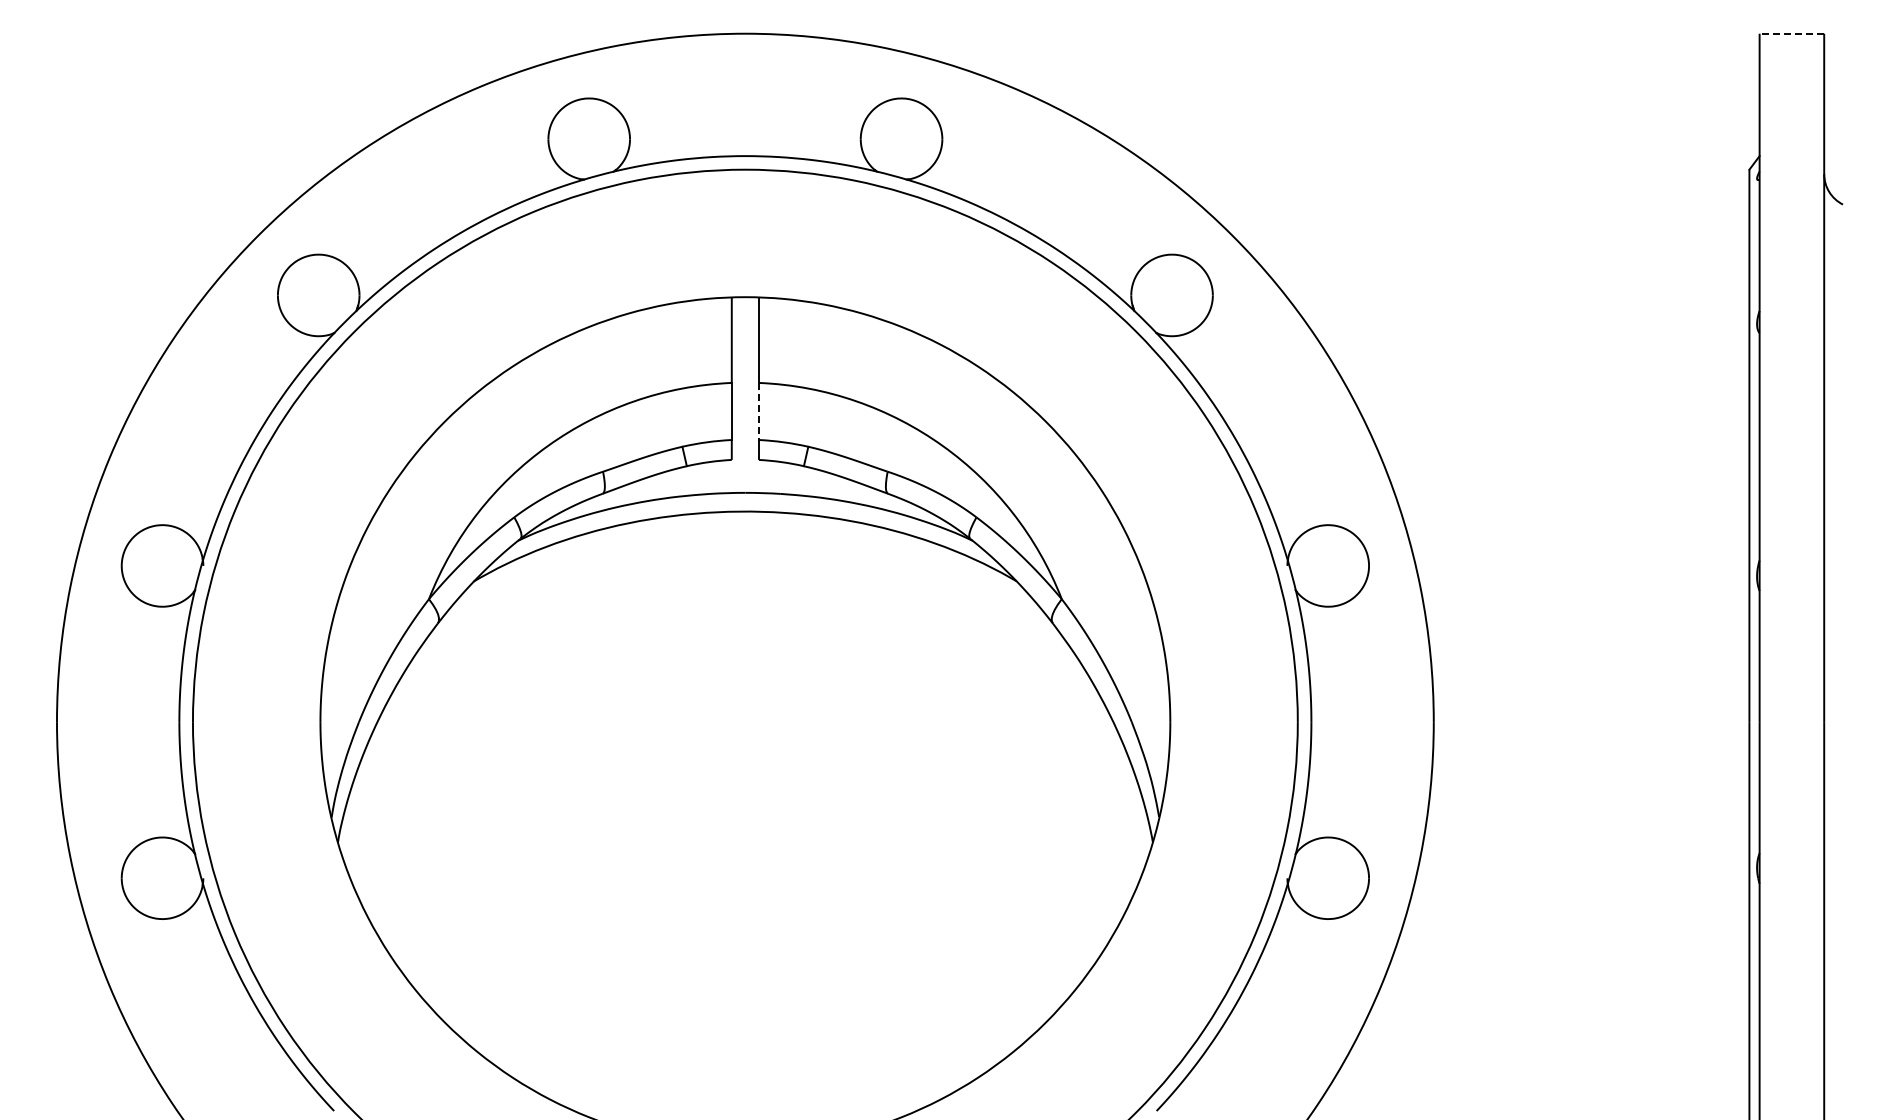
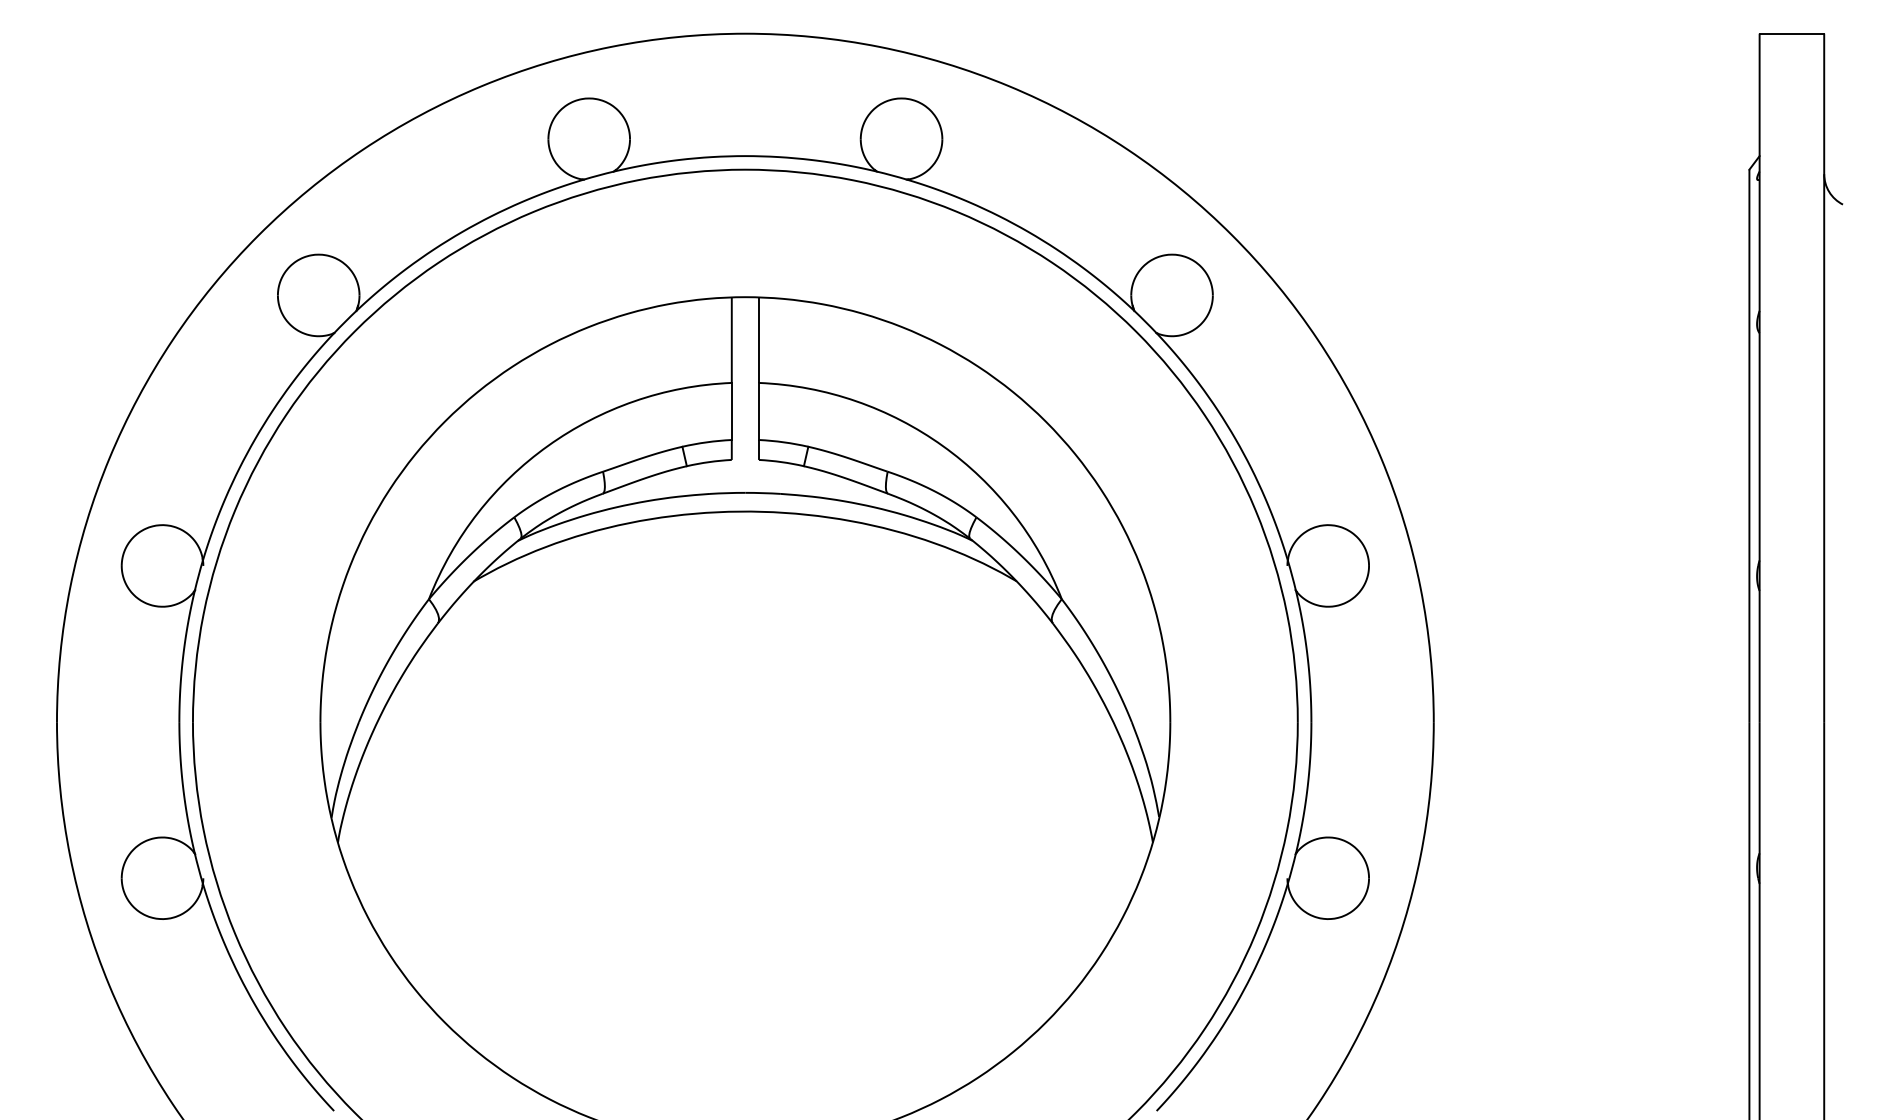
line: dashed -> solid (1791, 33)
line: dashed -> solid (758, 411)
